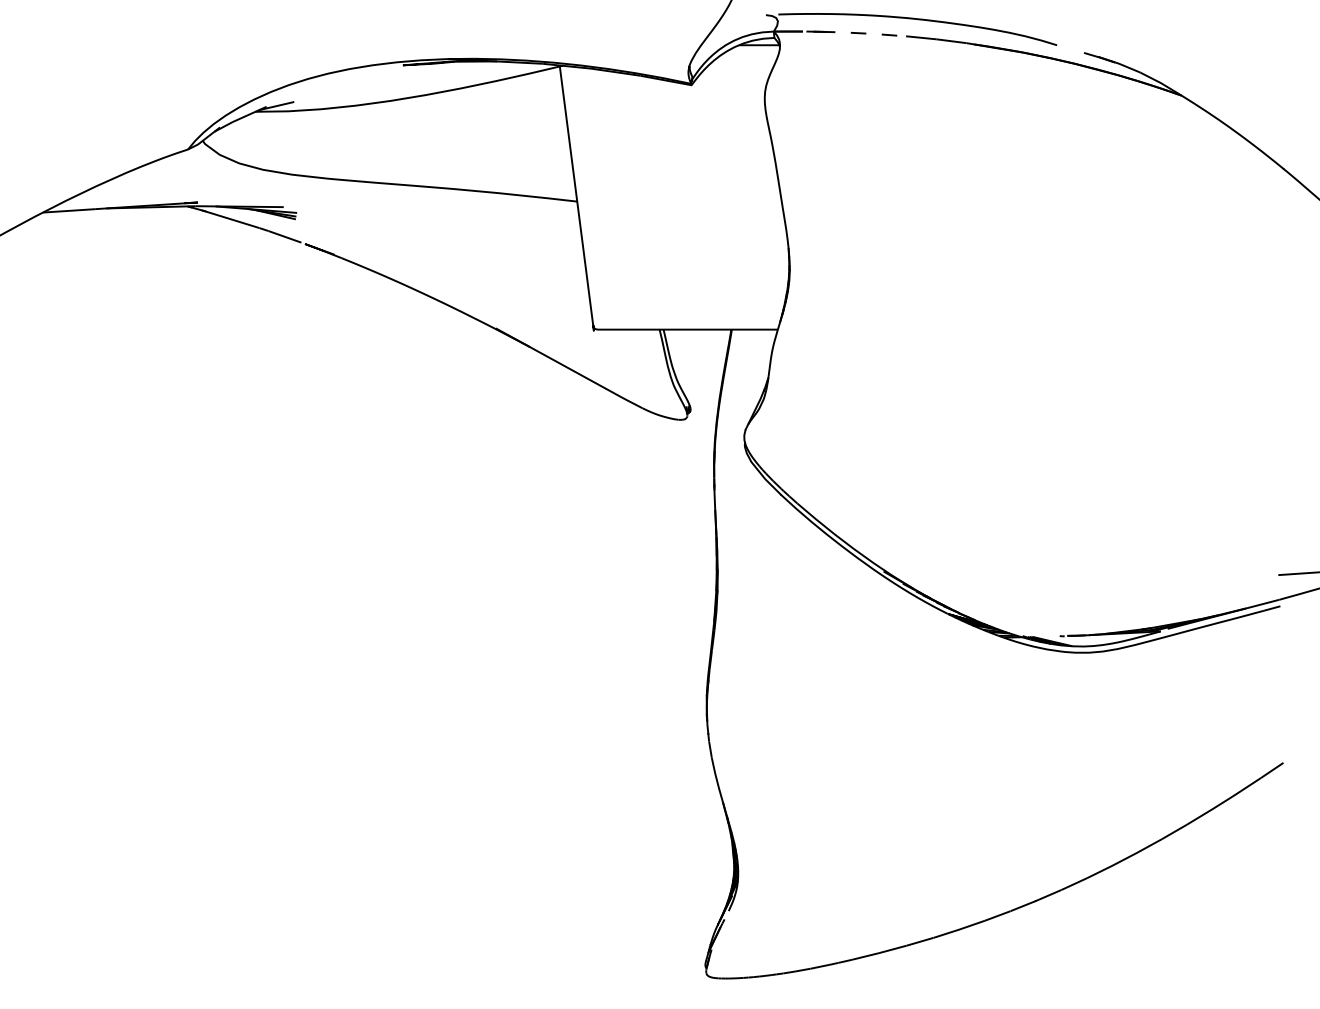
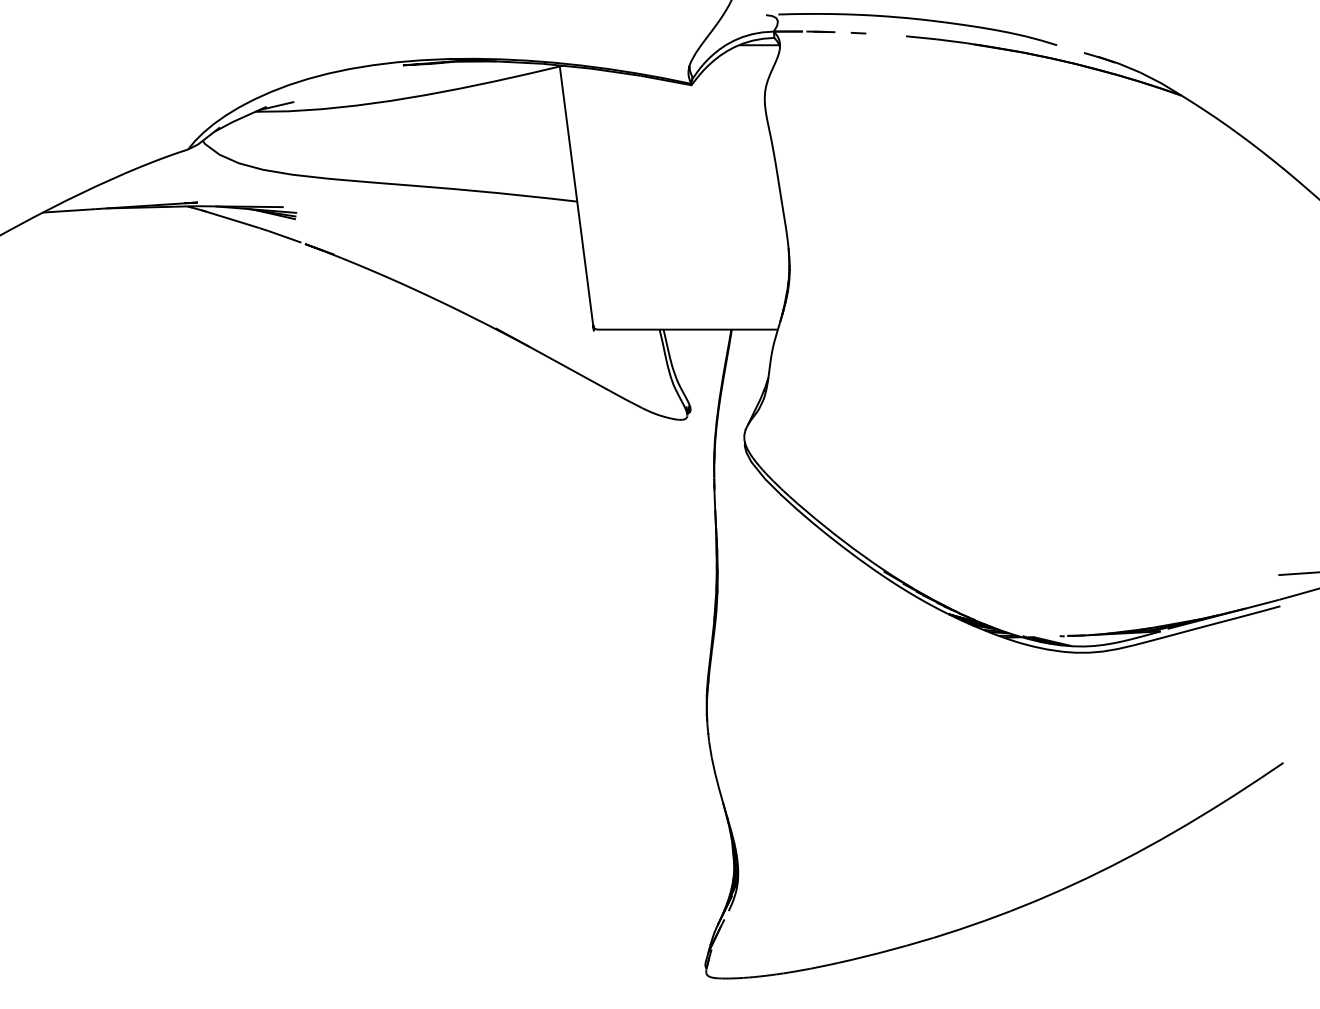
line: present -> none (889, 34)
